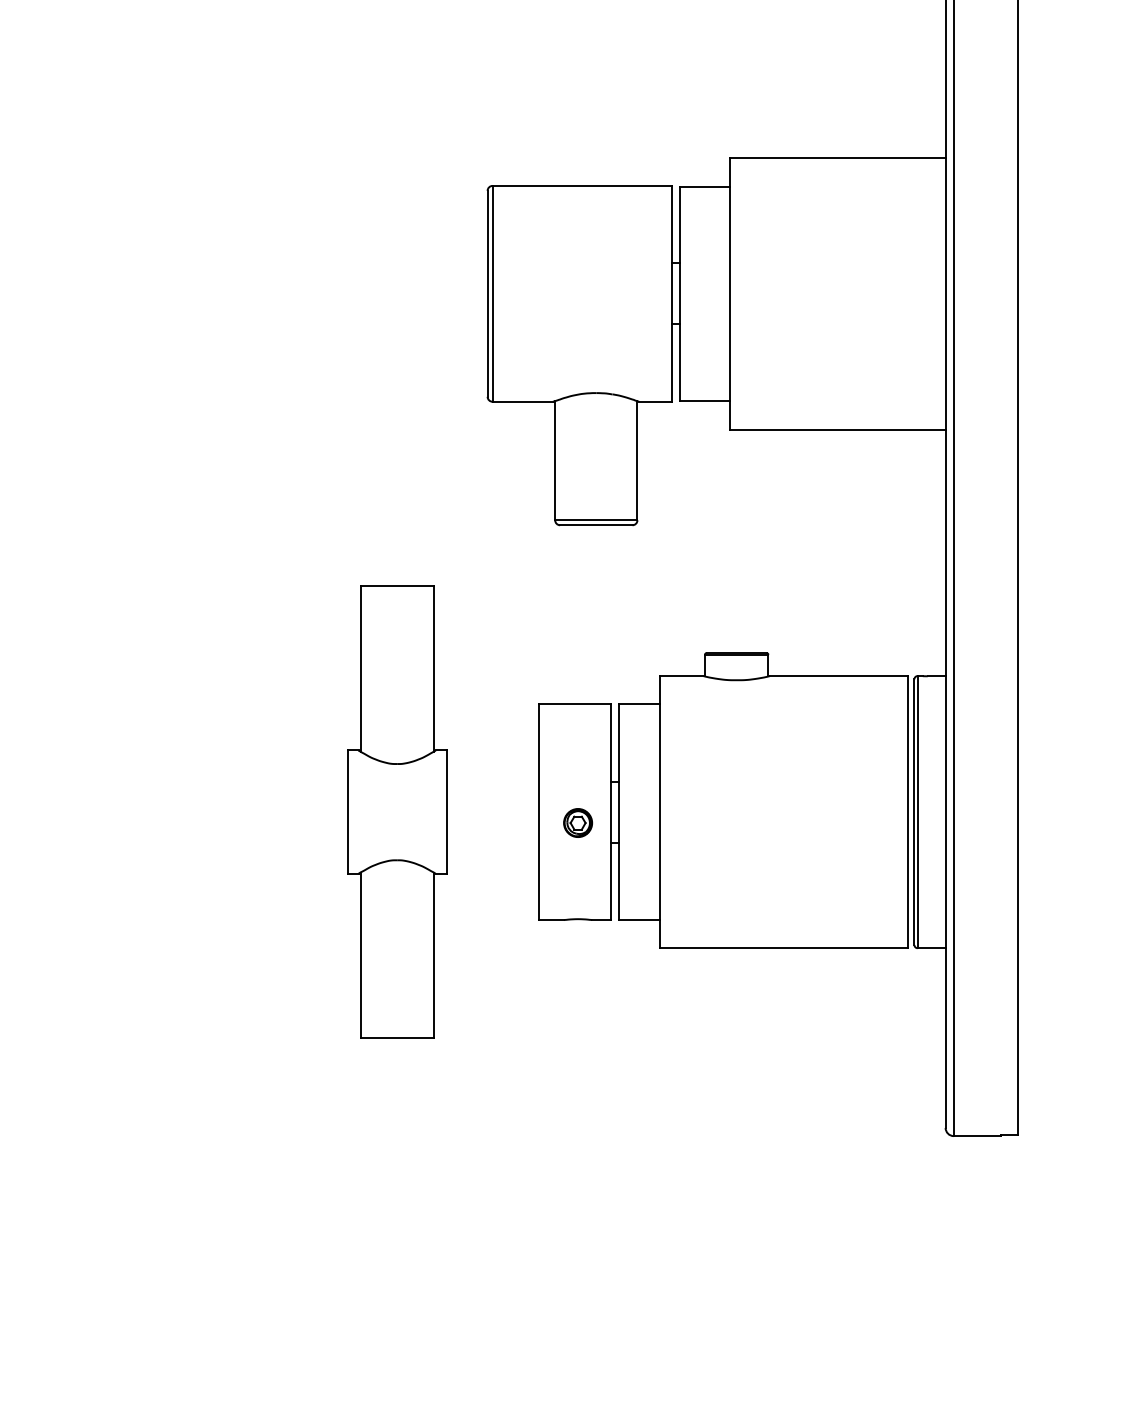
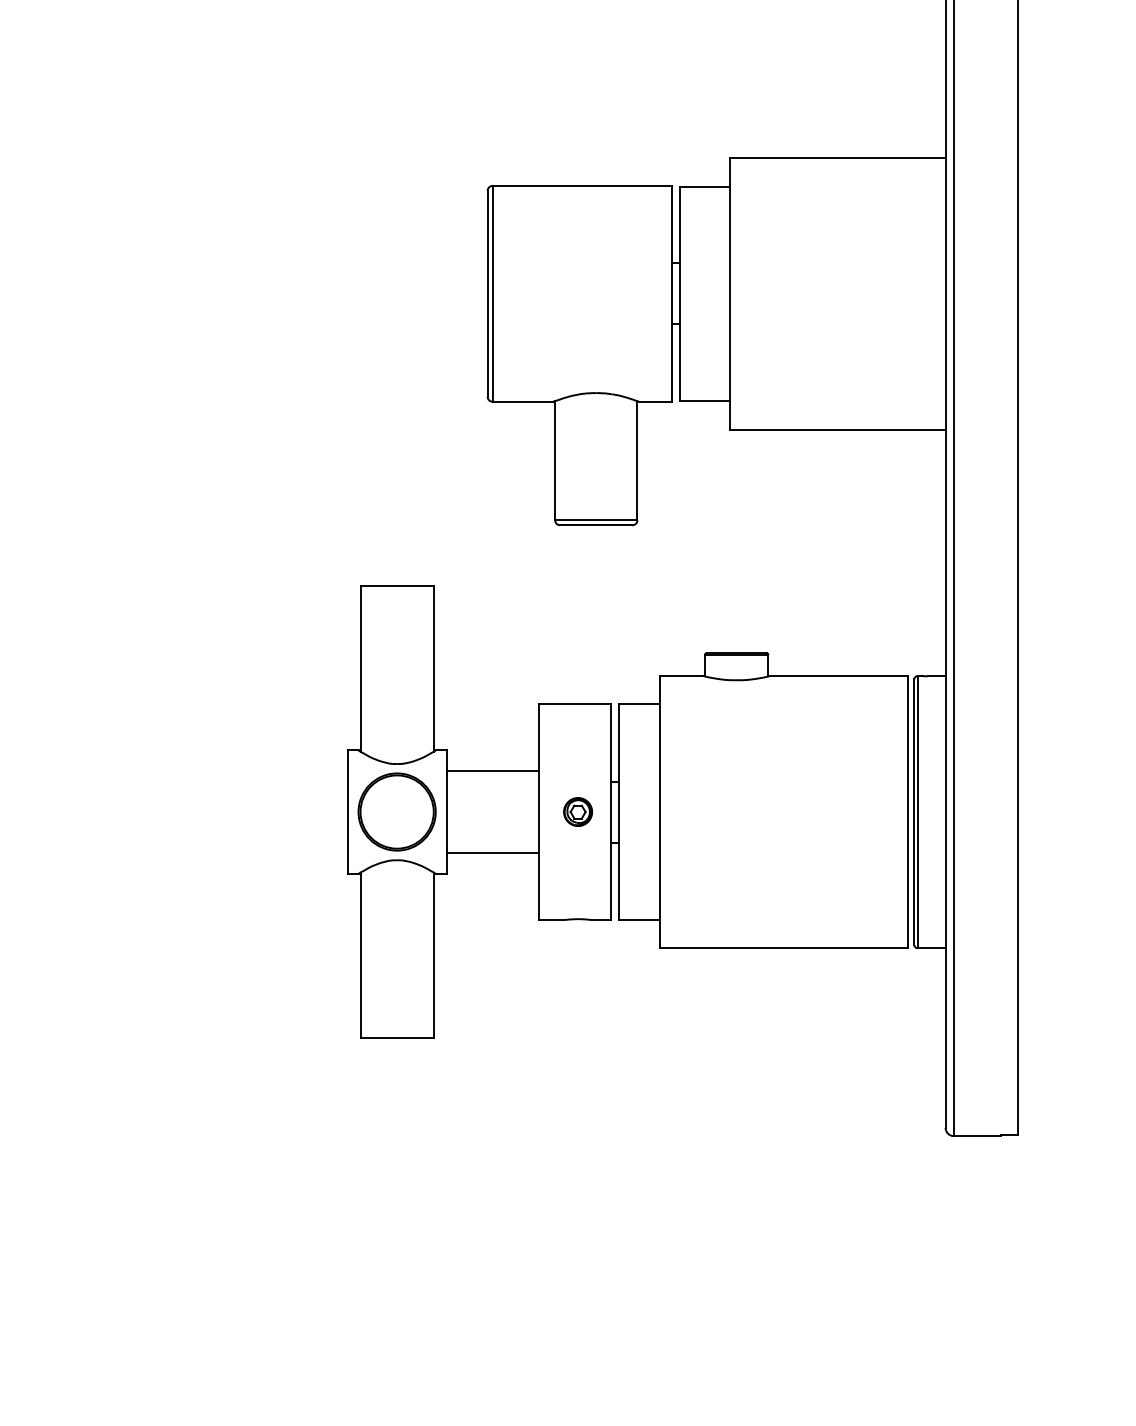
line: none -> present (492, 771)
part: none -> present (396, 811)
part position: (577, 822) -> (577, 811) (577, 811)
line: none -> present (492, 853)
